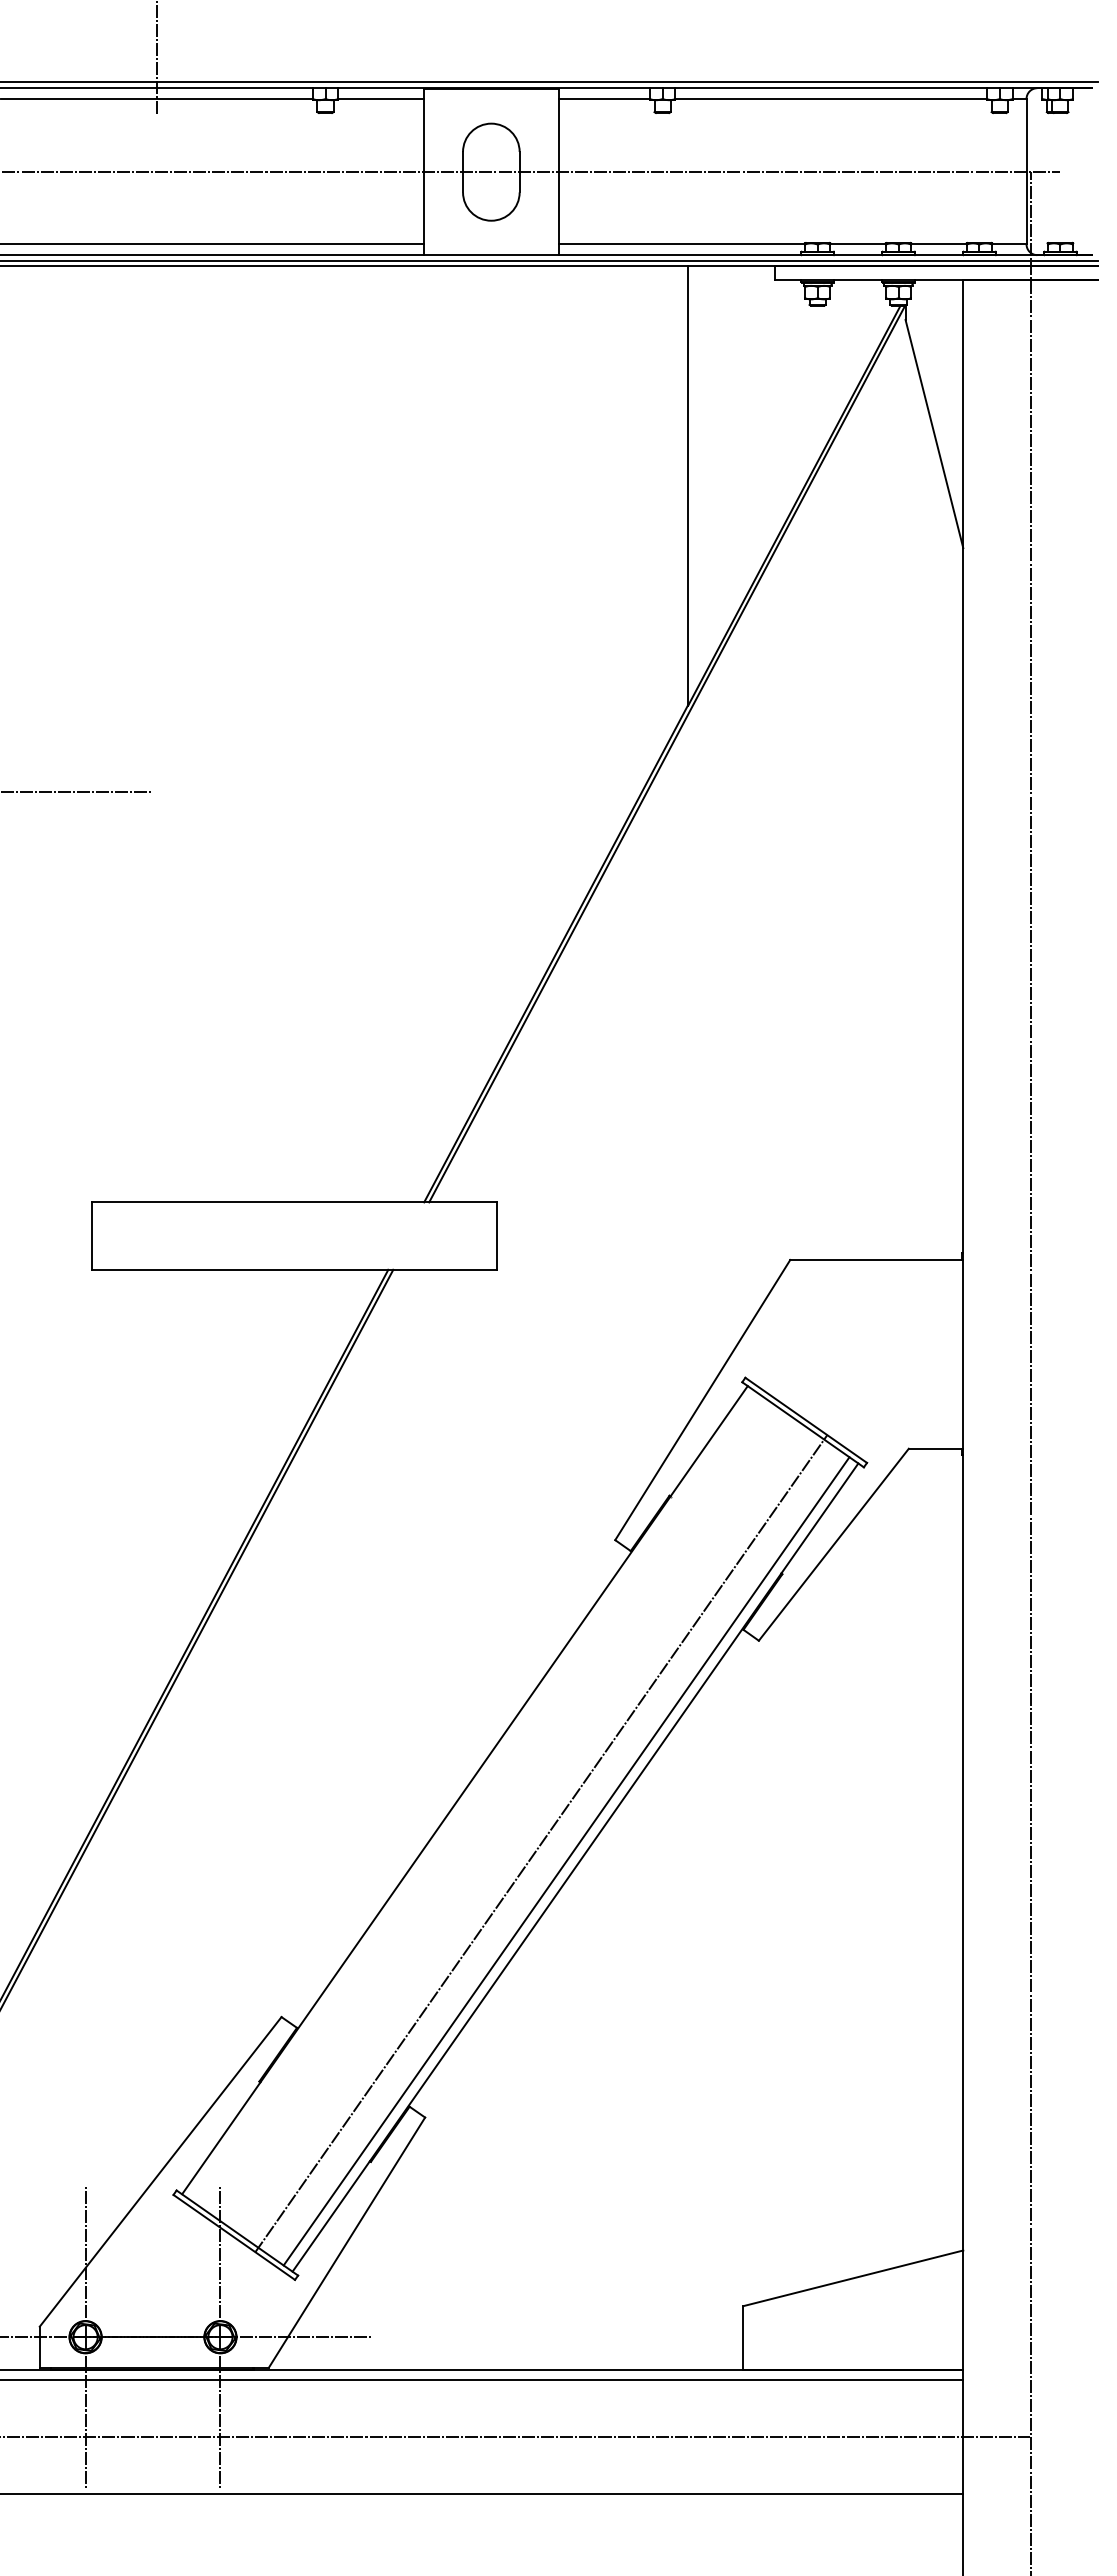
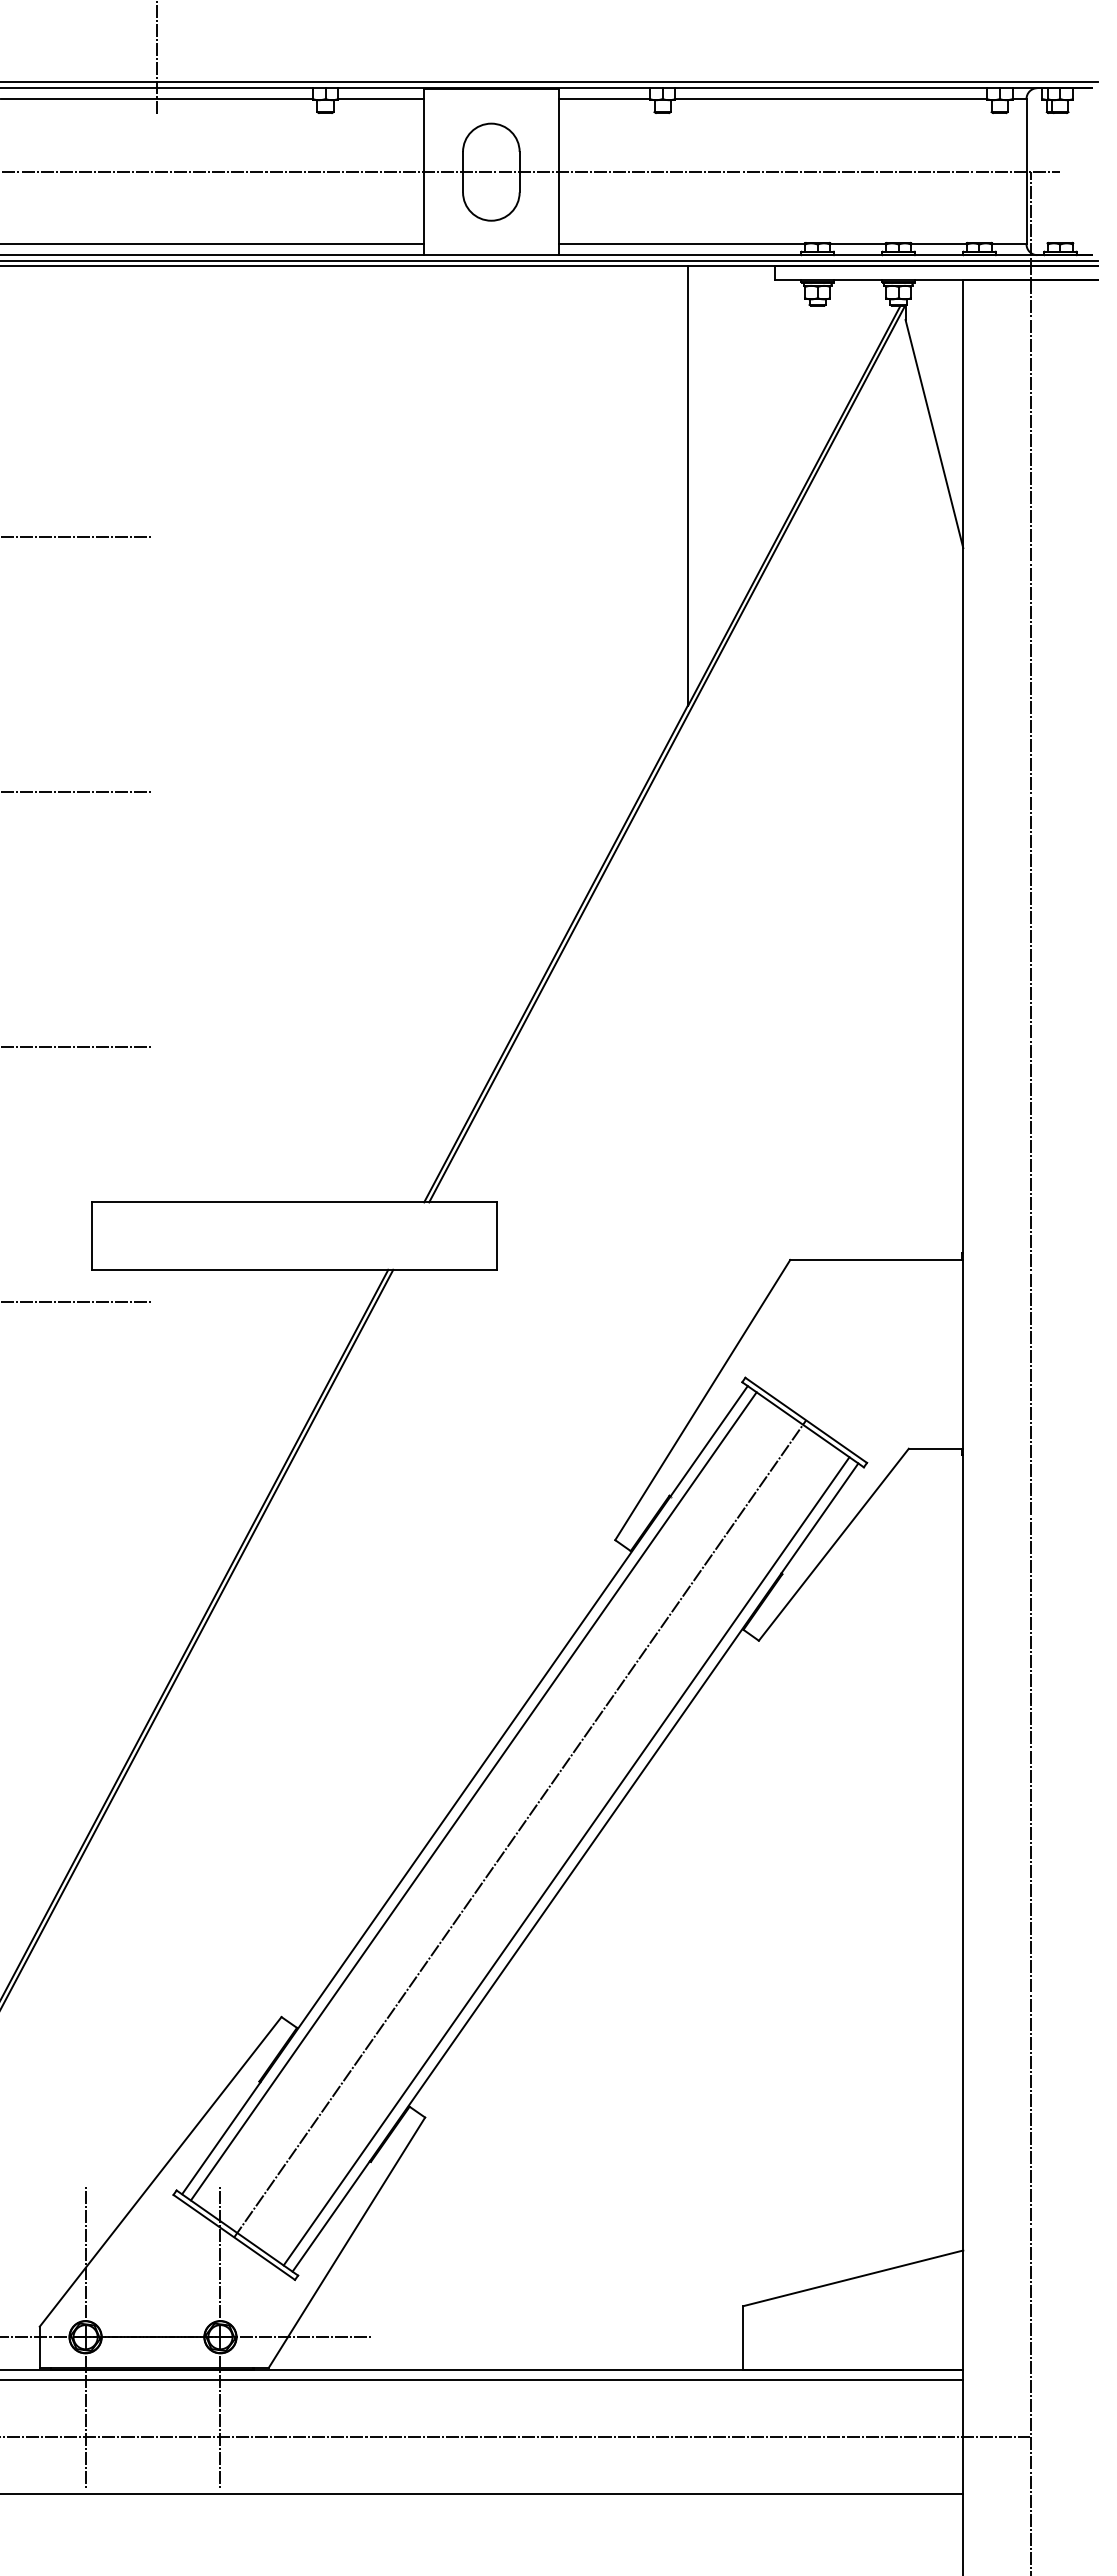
line: none -> present (76, 537)
line: none -> present (76, 1046)
line: none -> present (76, 1301)
line: none -> present (473, 1796)
line position: (541, 1843) -> (520, 1828) (520, 1828)
